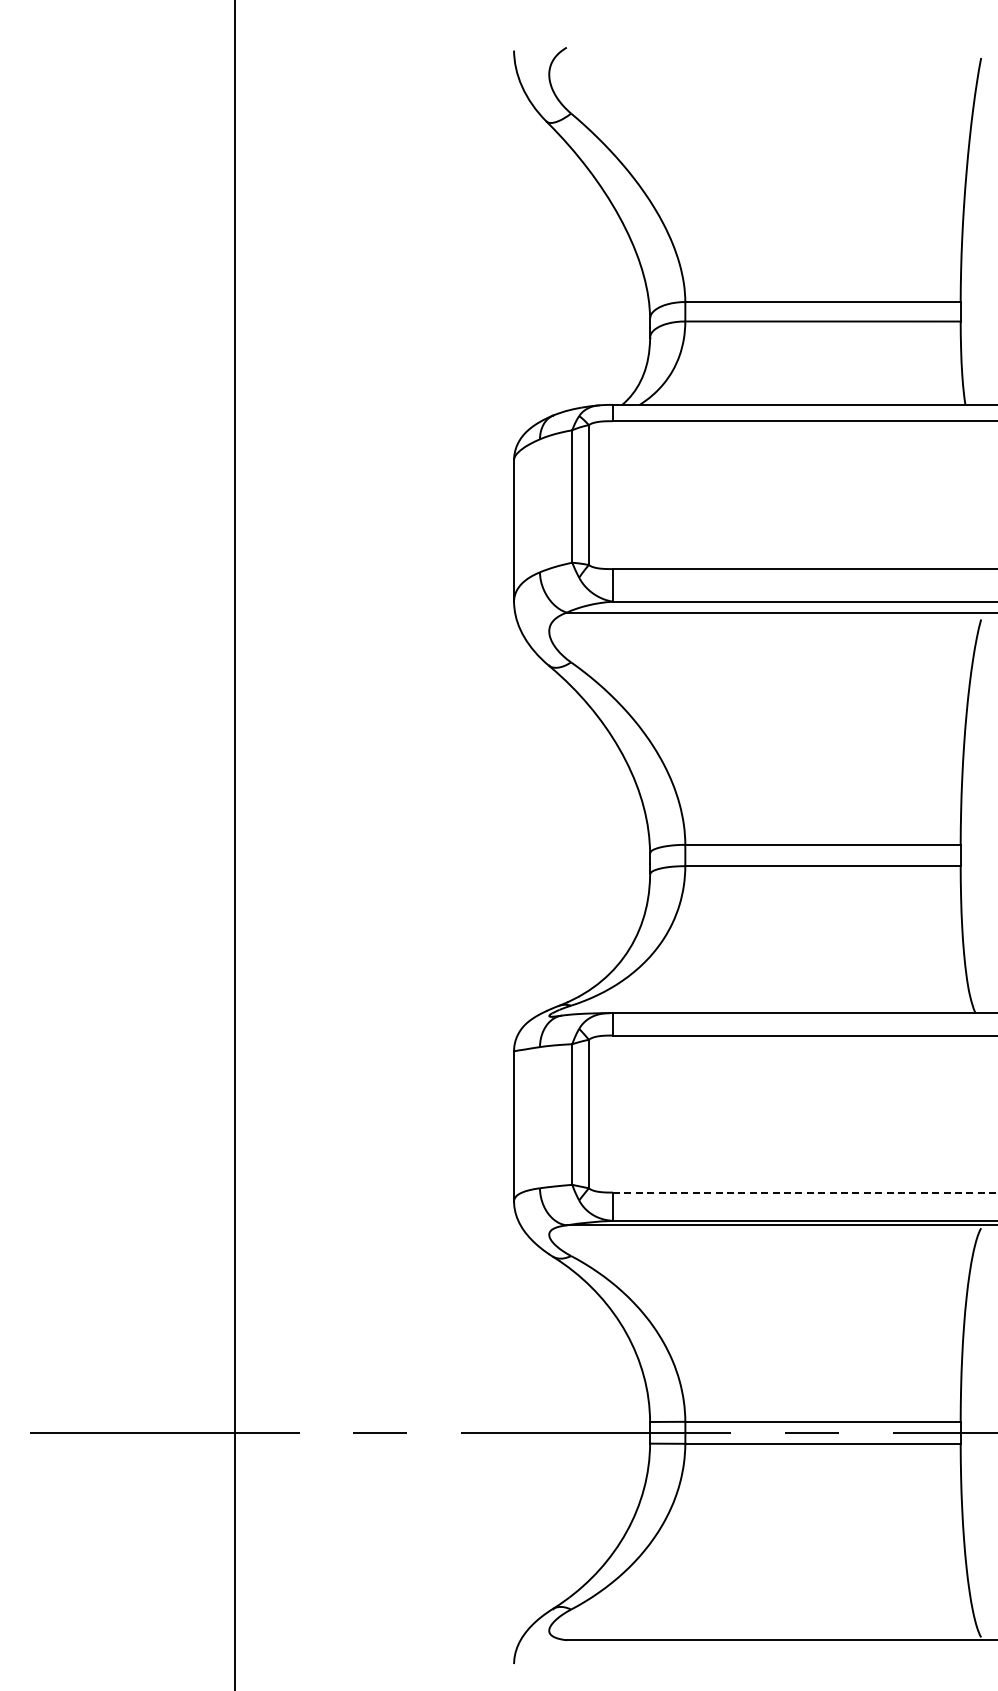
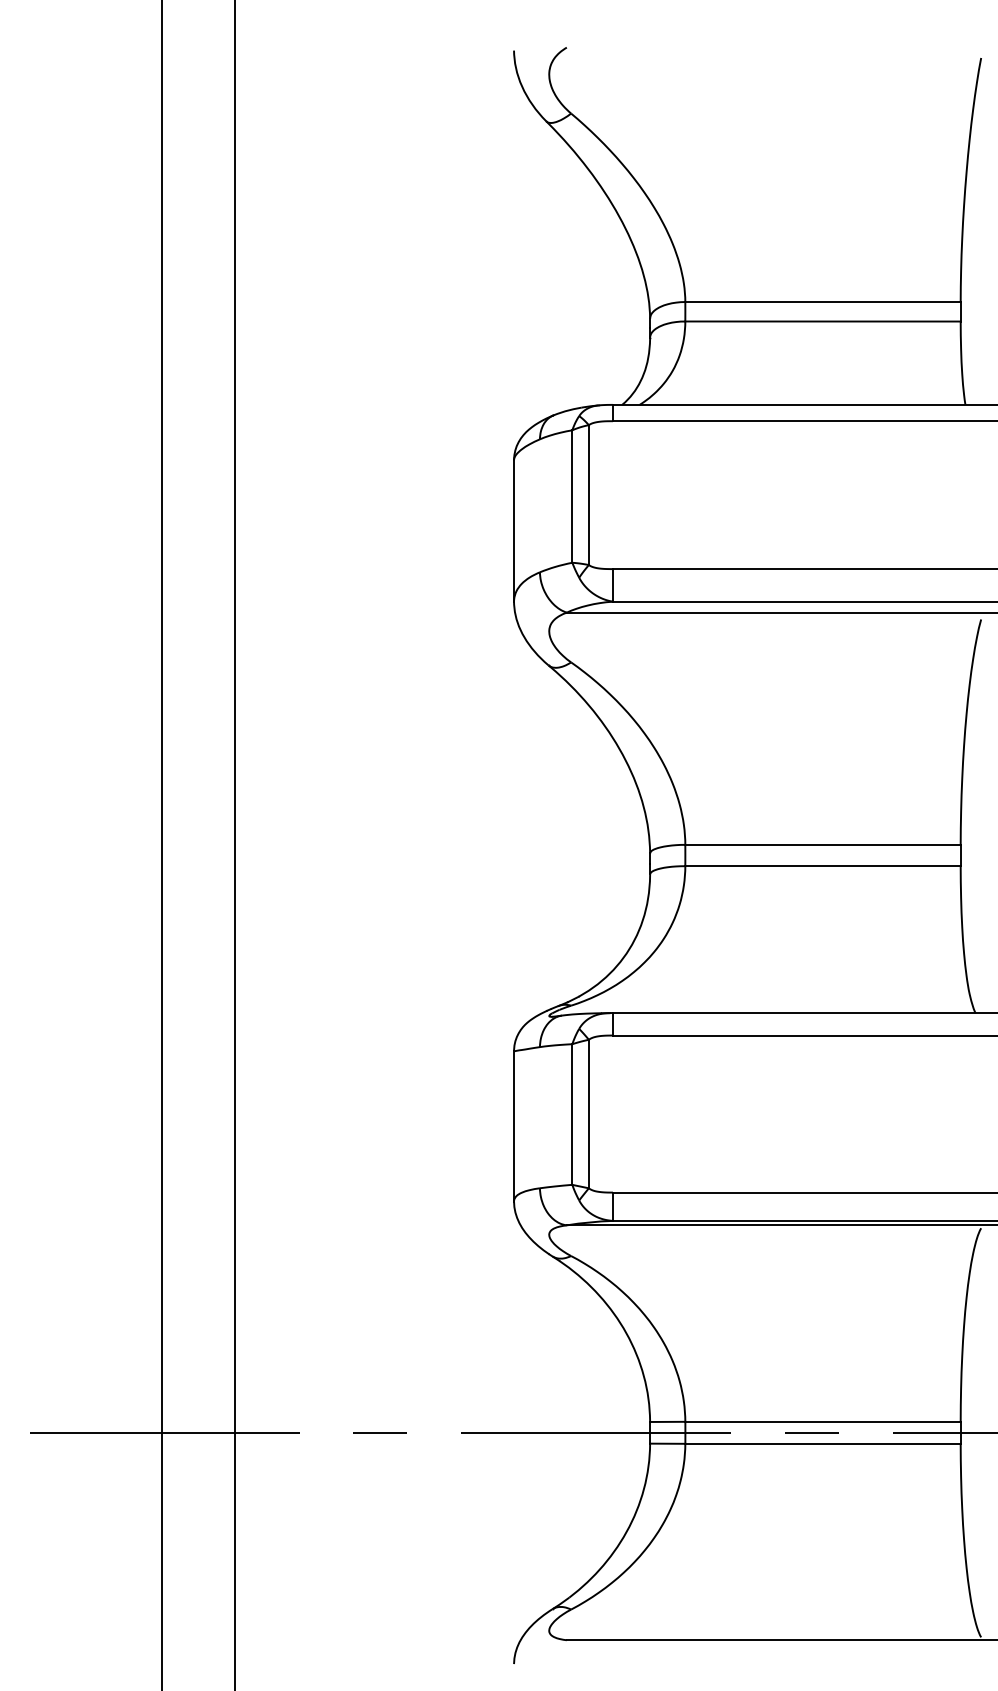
line: none -> present (161, 844)
line: dashed -> solid (805, 1192)
